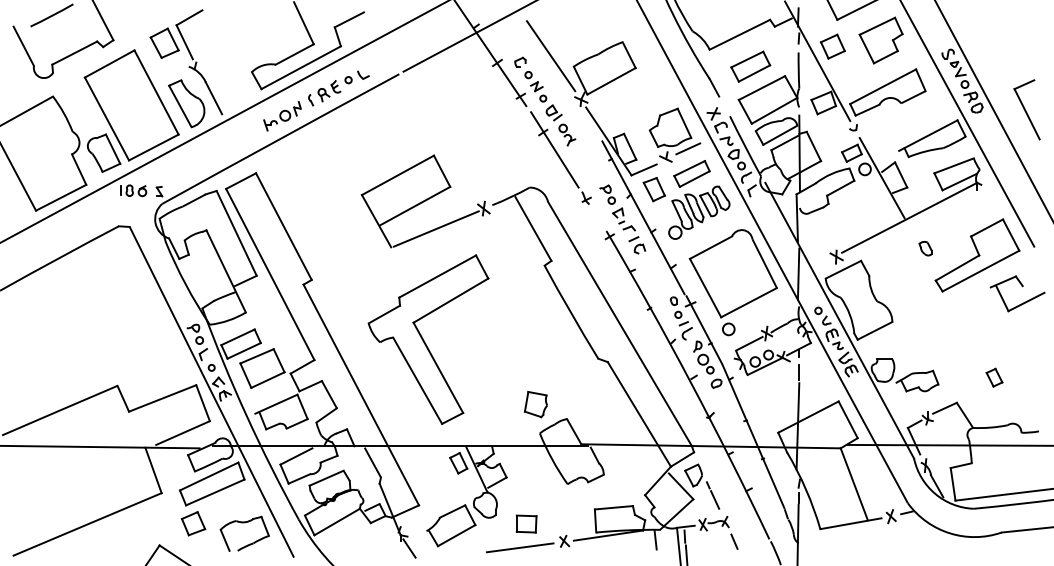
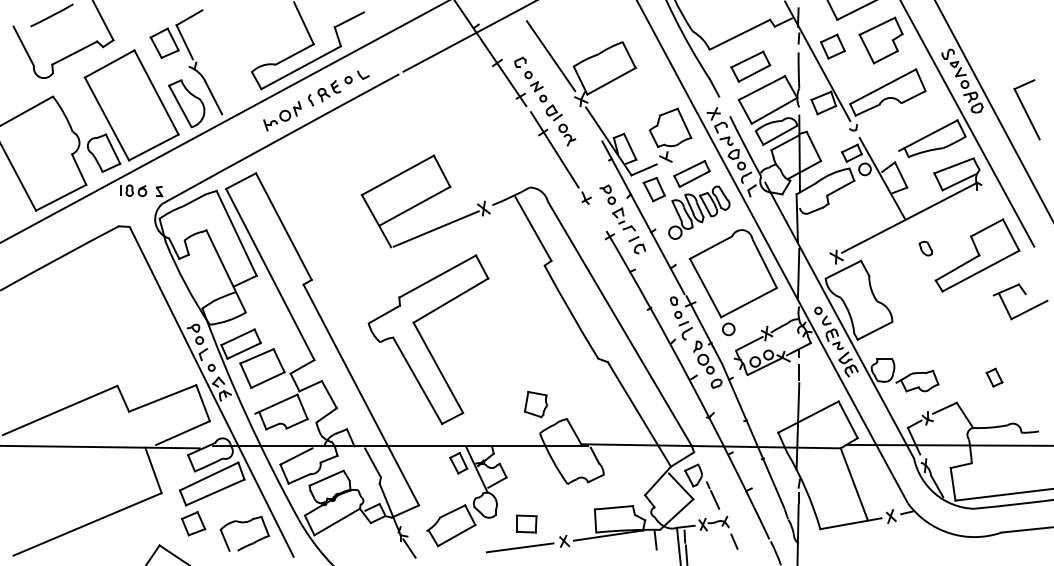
line: present -> none (688, 148)
part position: (1022, 287) -> (1025, 295) (1025, 295)
